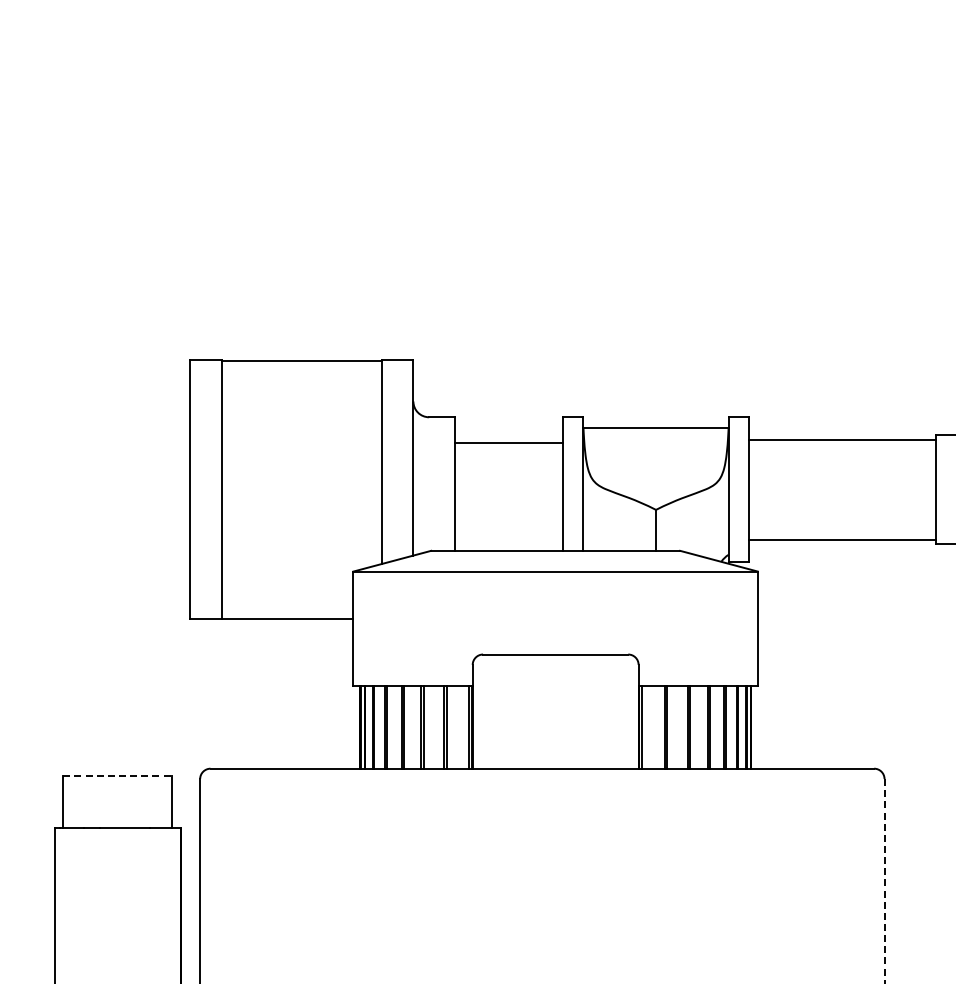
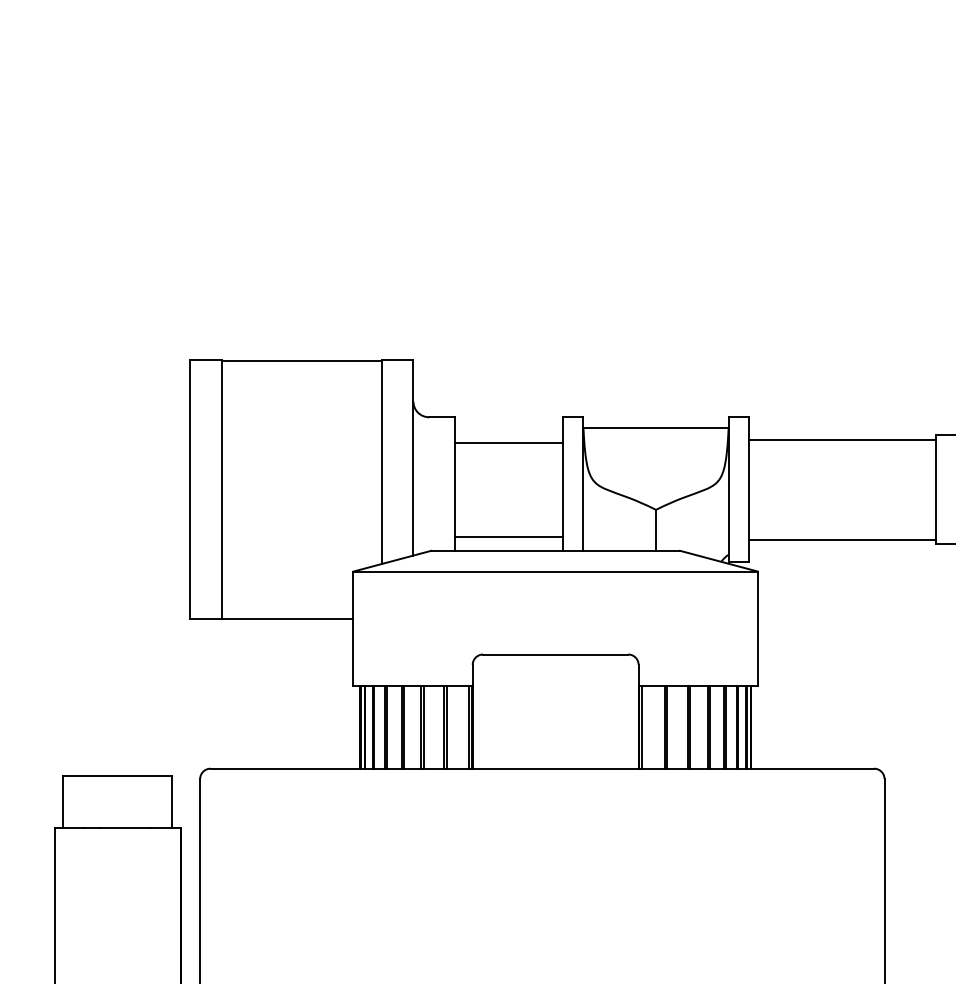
line: none -> present (508, 536)
line: dashed -> solid (118, 776)
line: dashed -> solid (884, 881)
